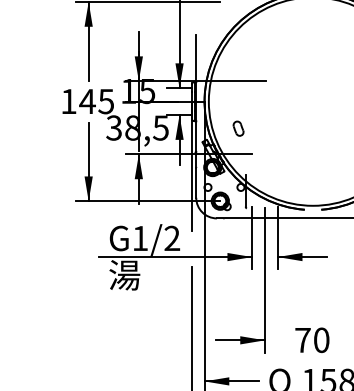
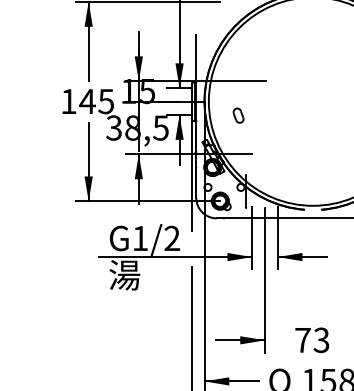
part position: (238, 128) -> (238, 115) (238, 115)
text: 70 -> 73 (321, 339)
